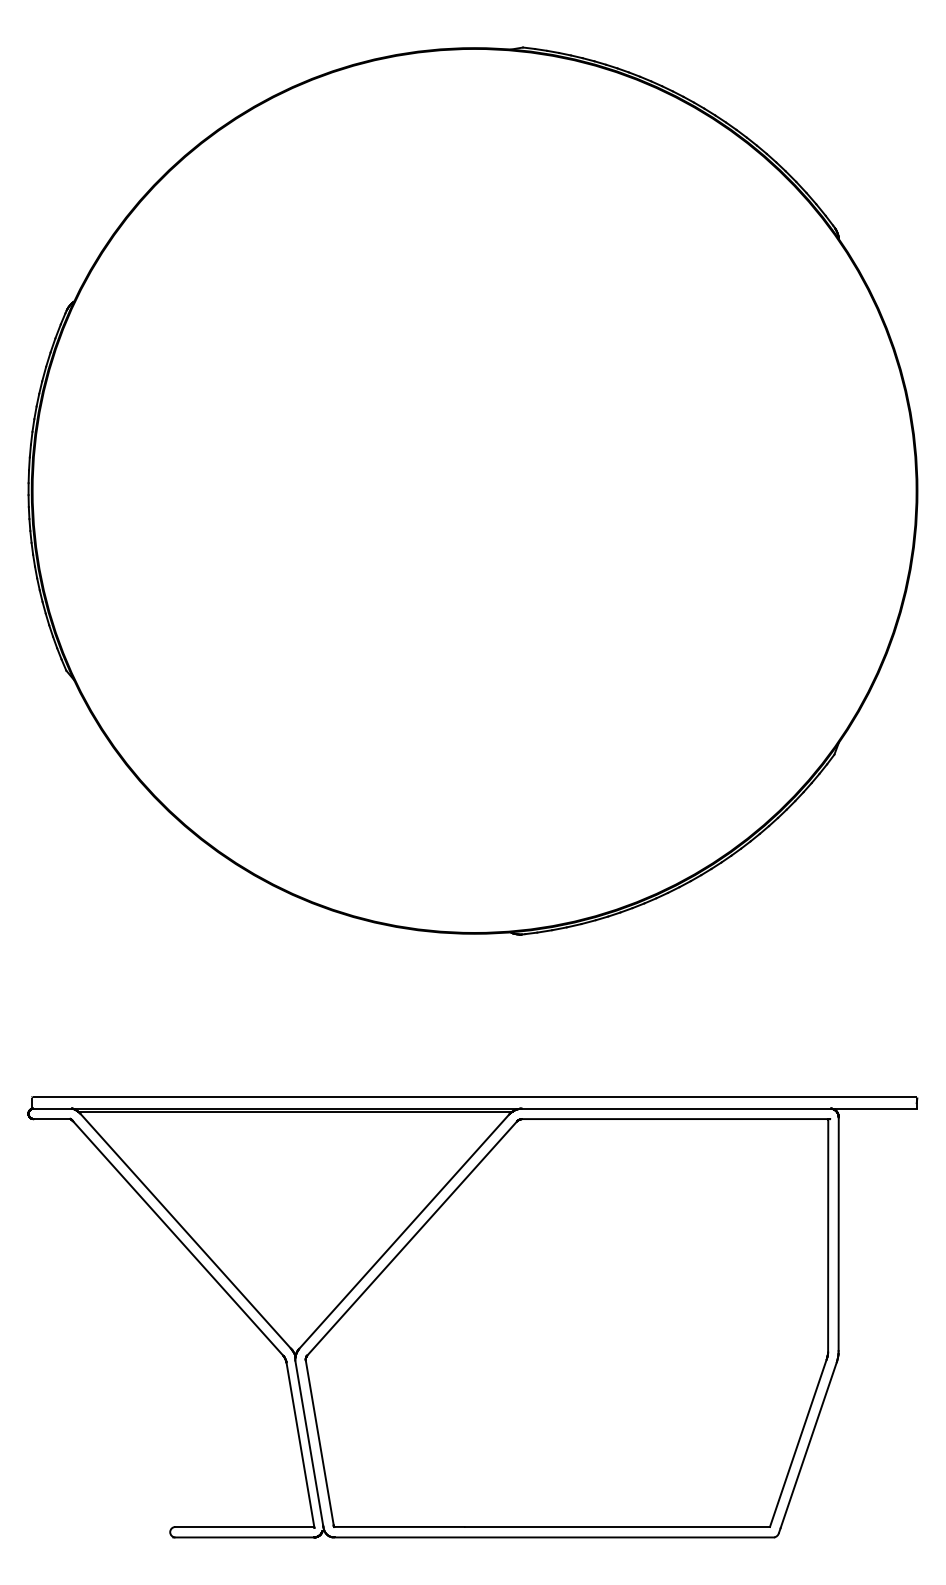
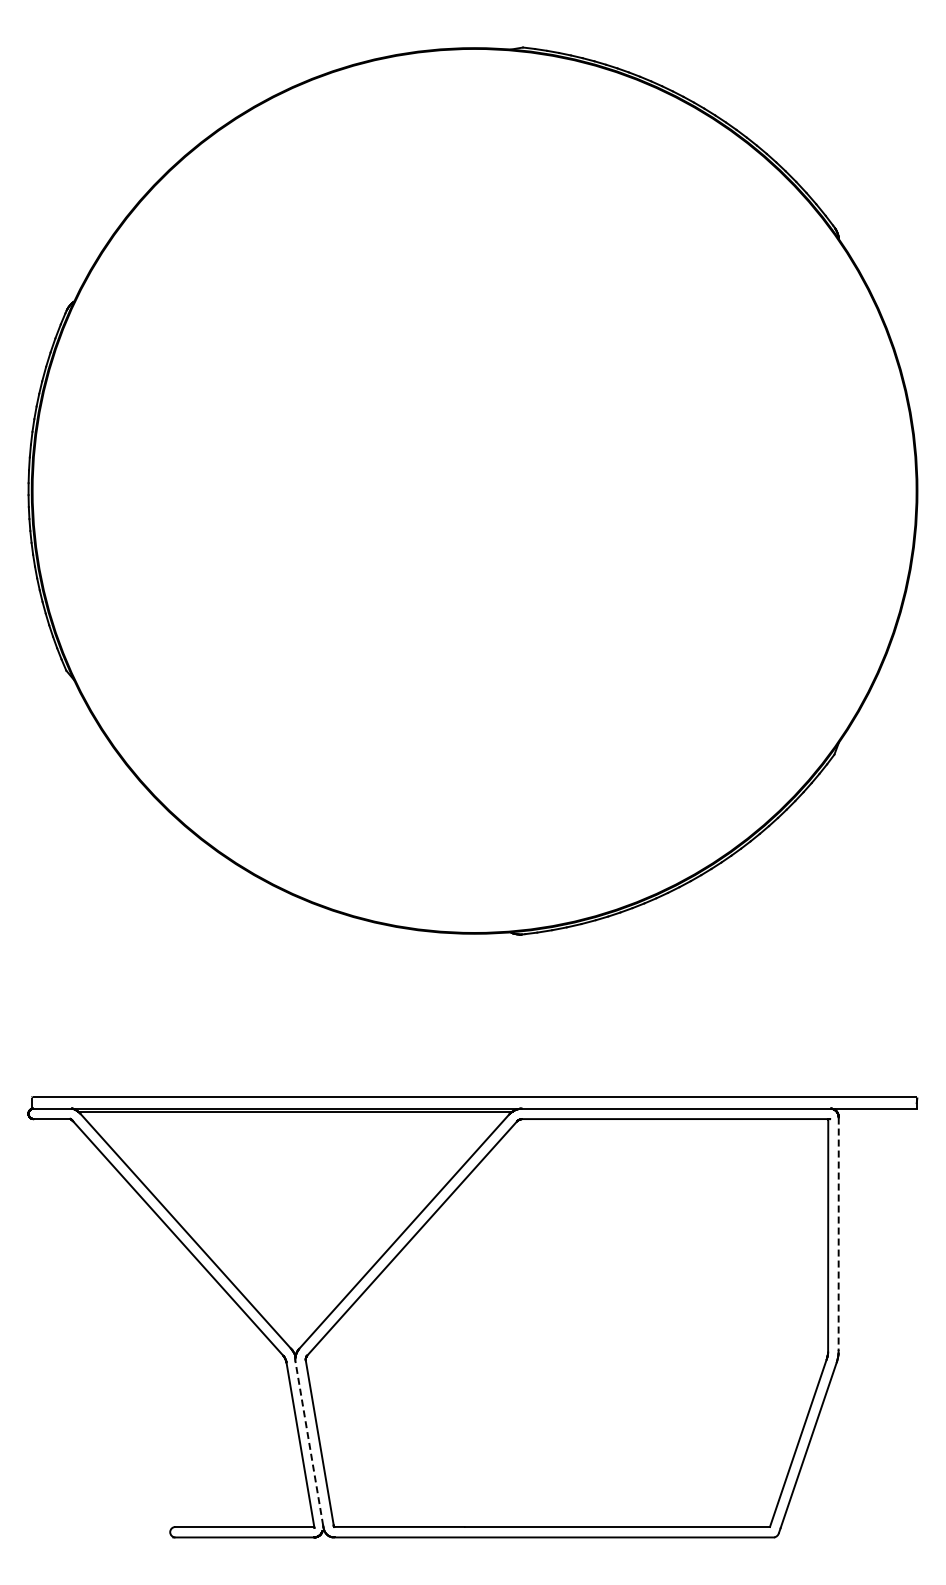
line: solid -> dashed (838, 1234)
line: solid -> dashed (309, 1443)
